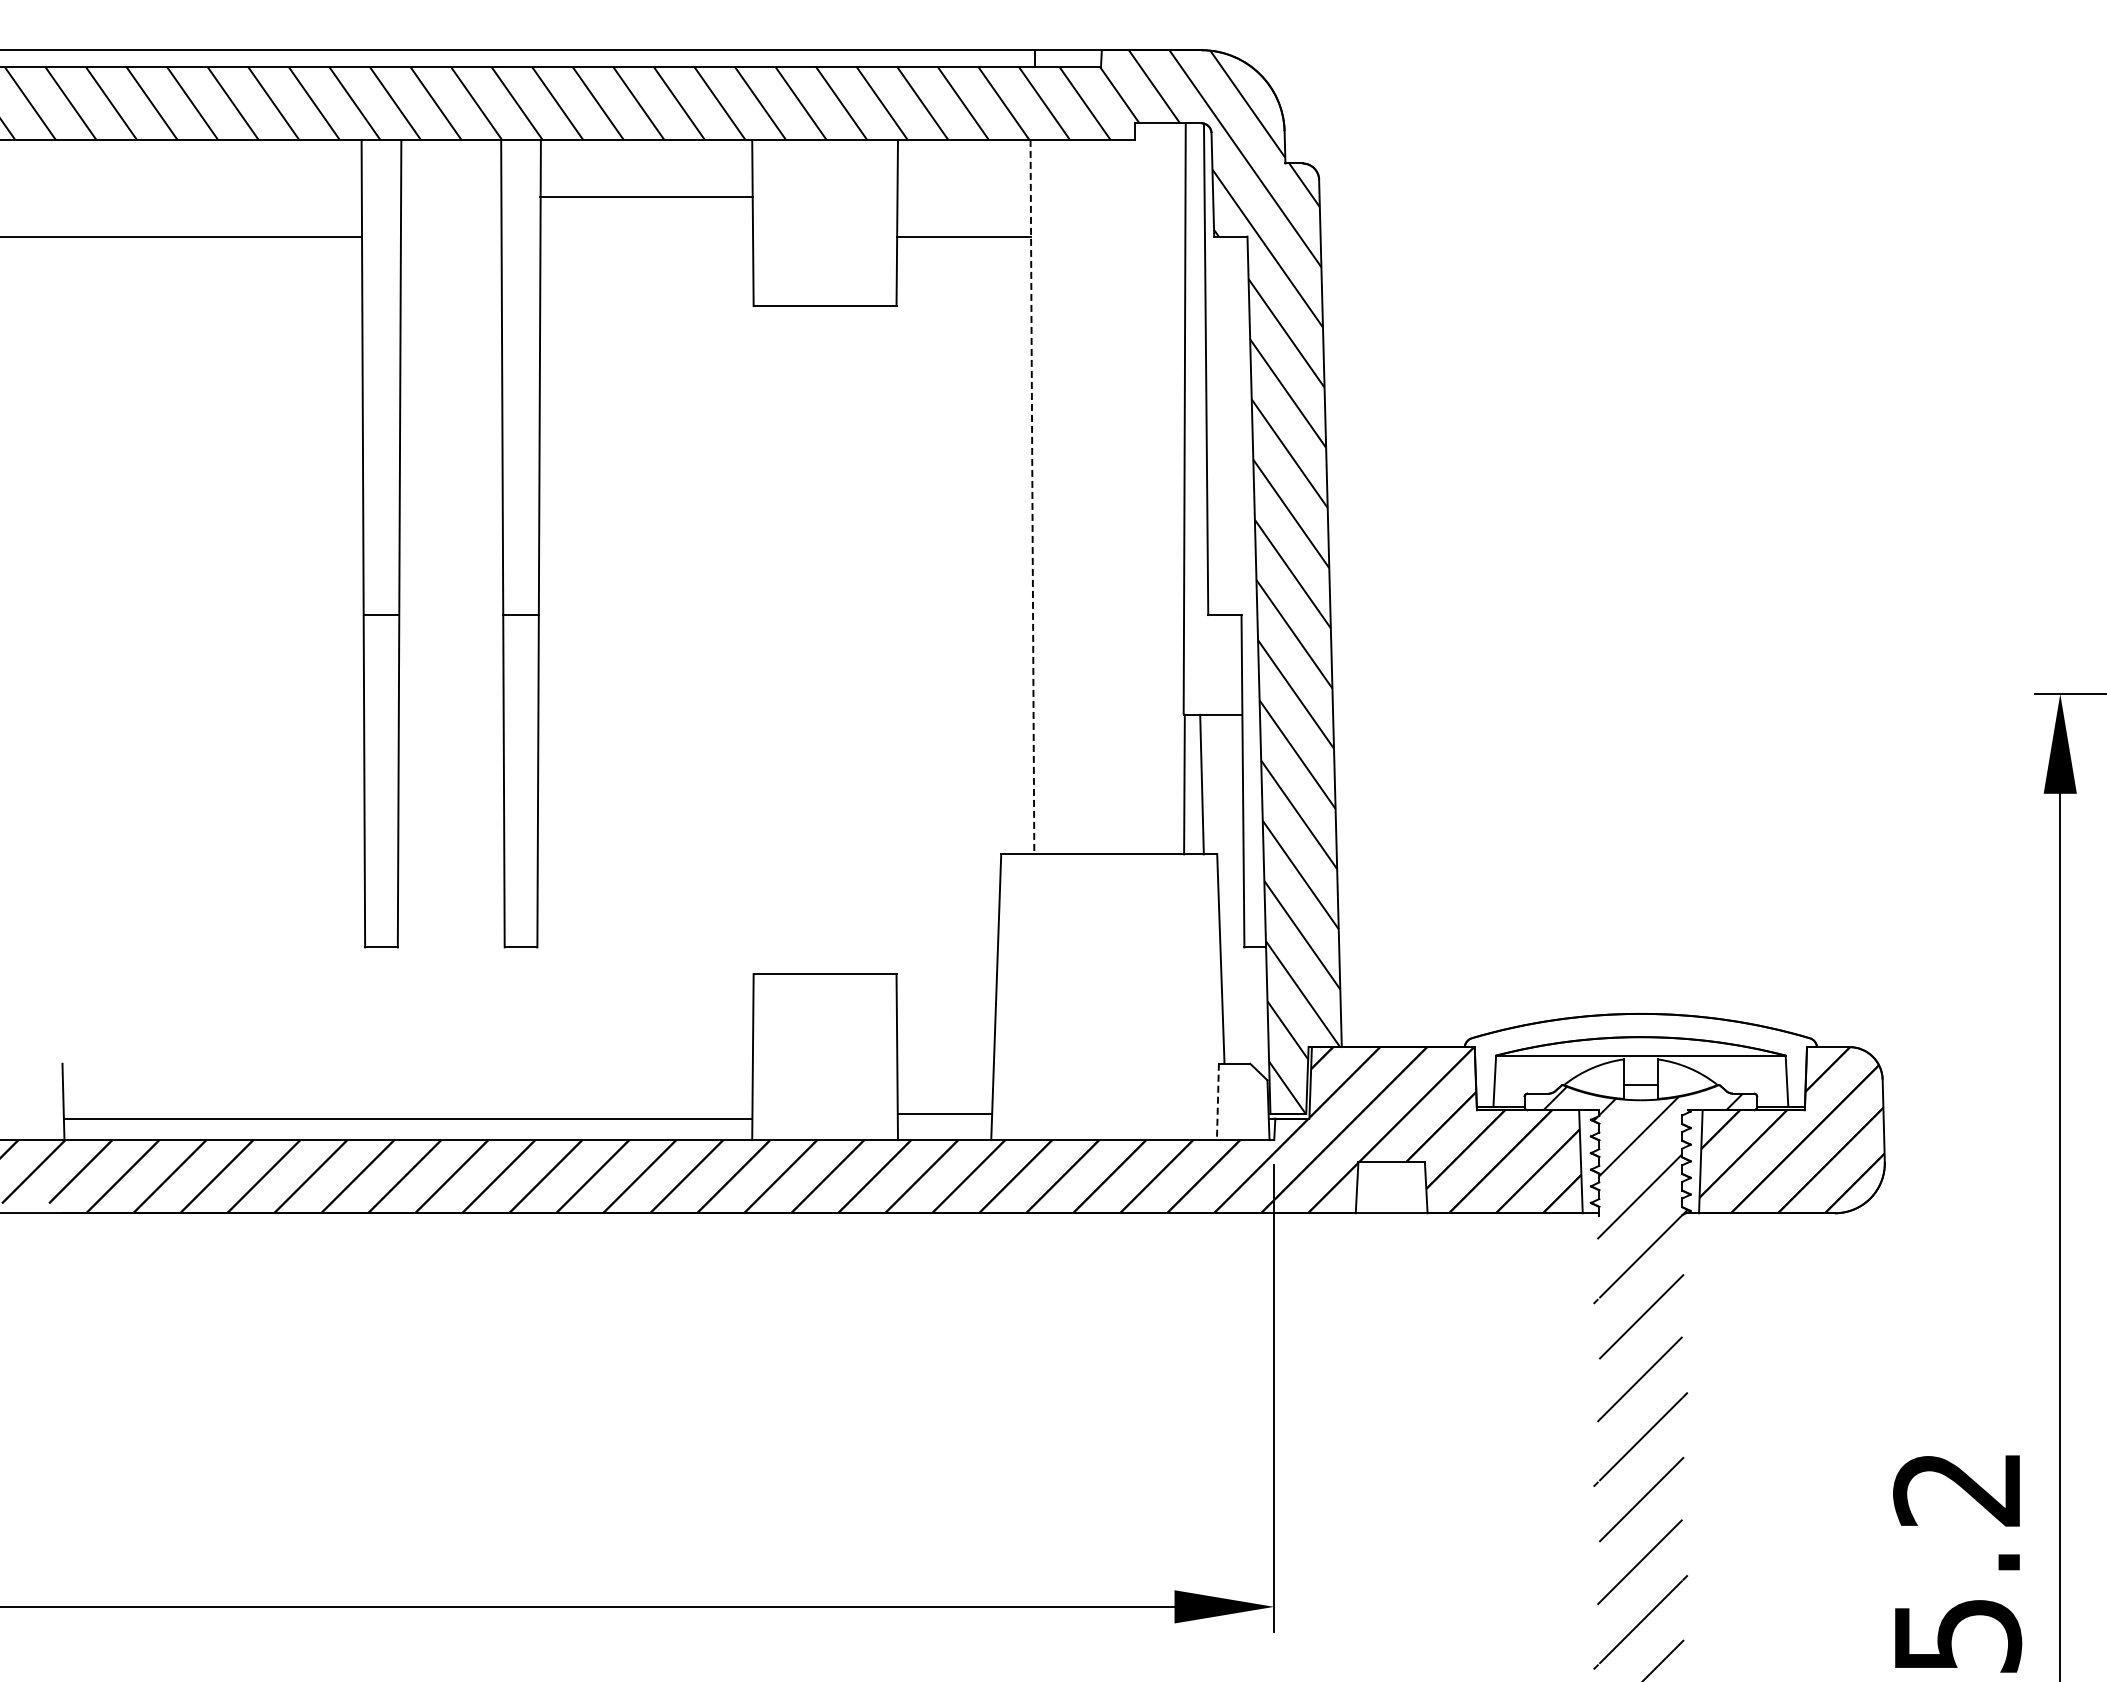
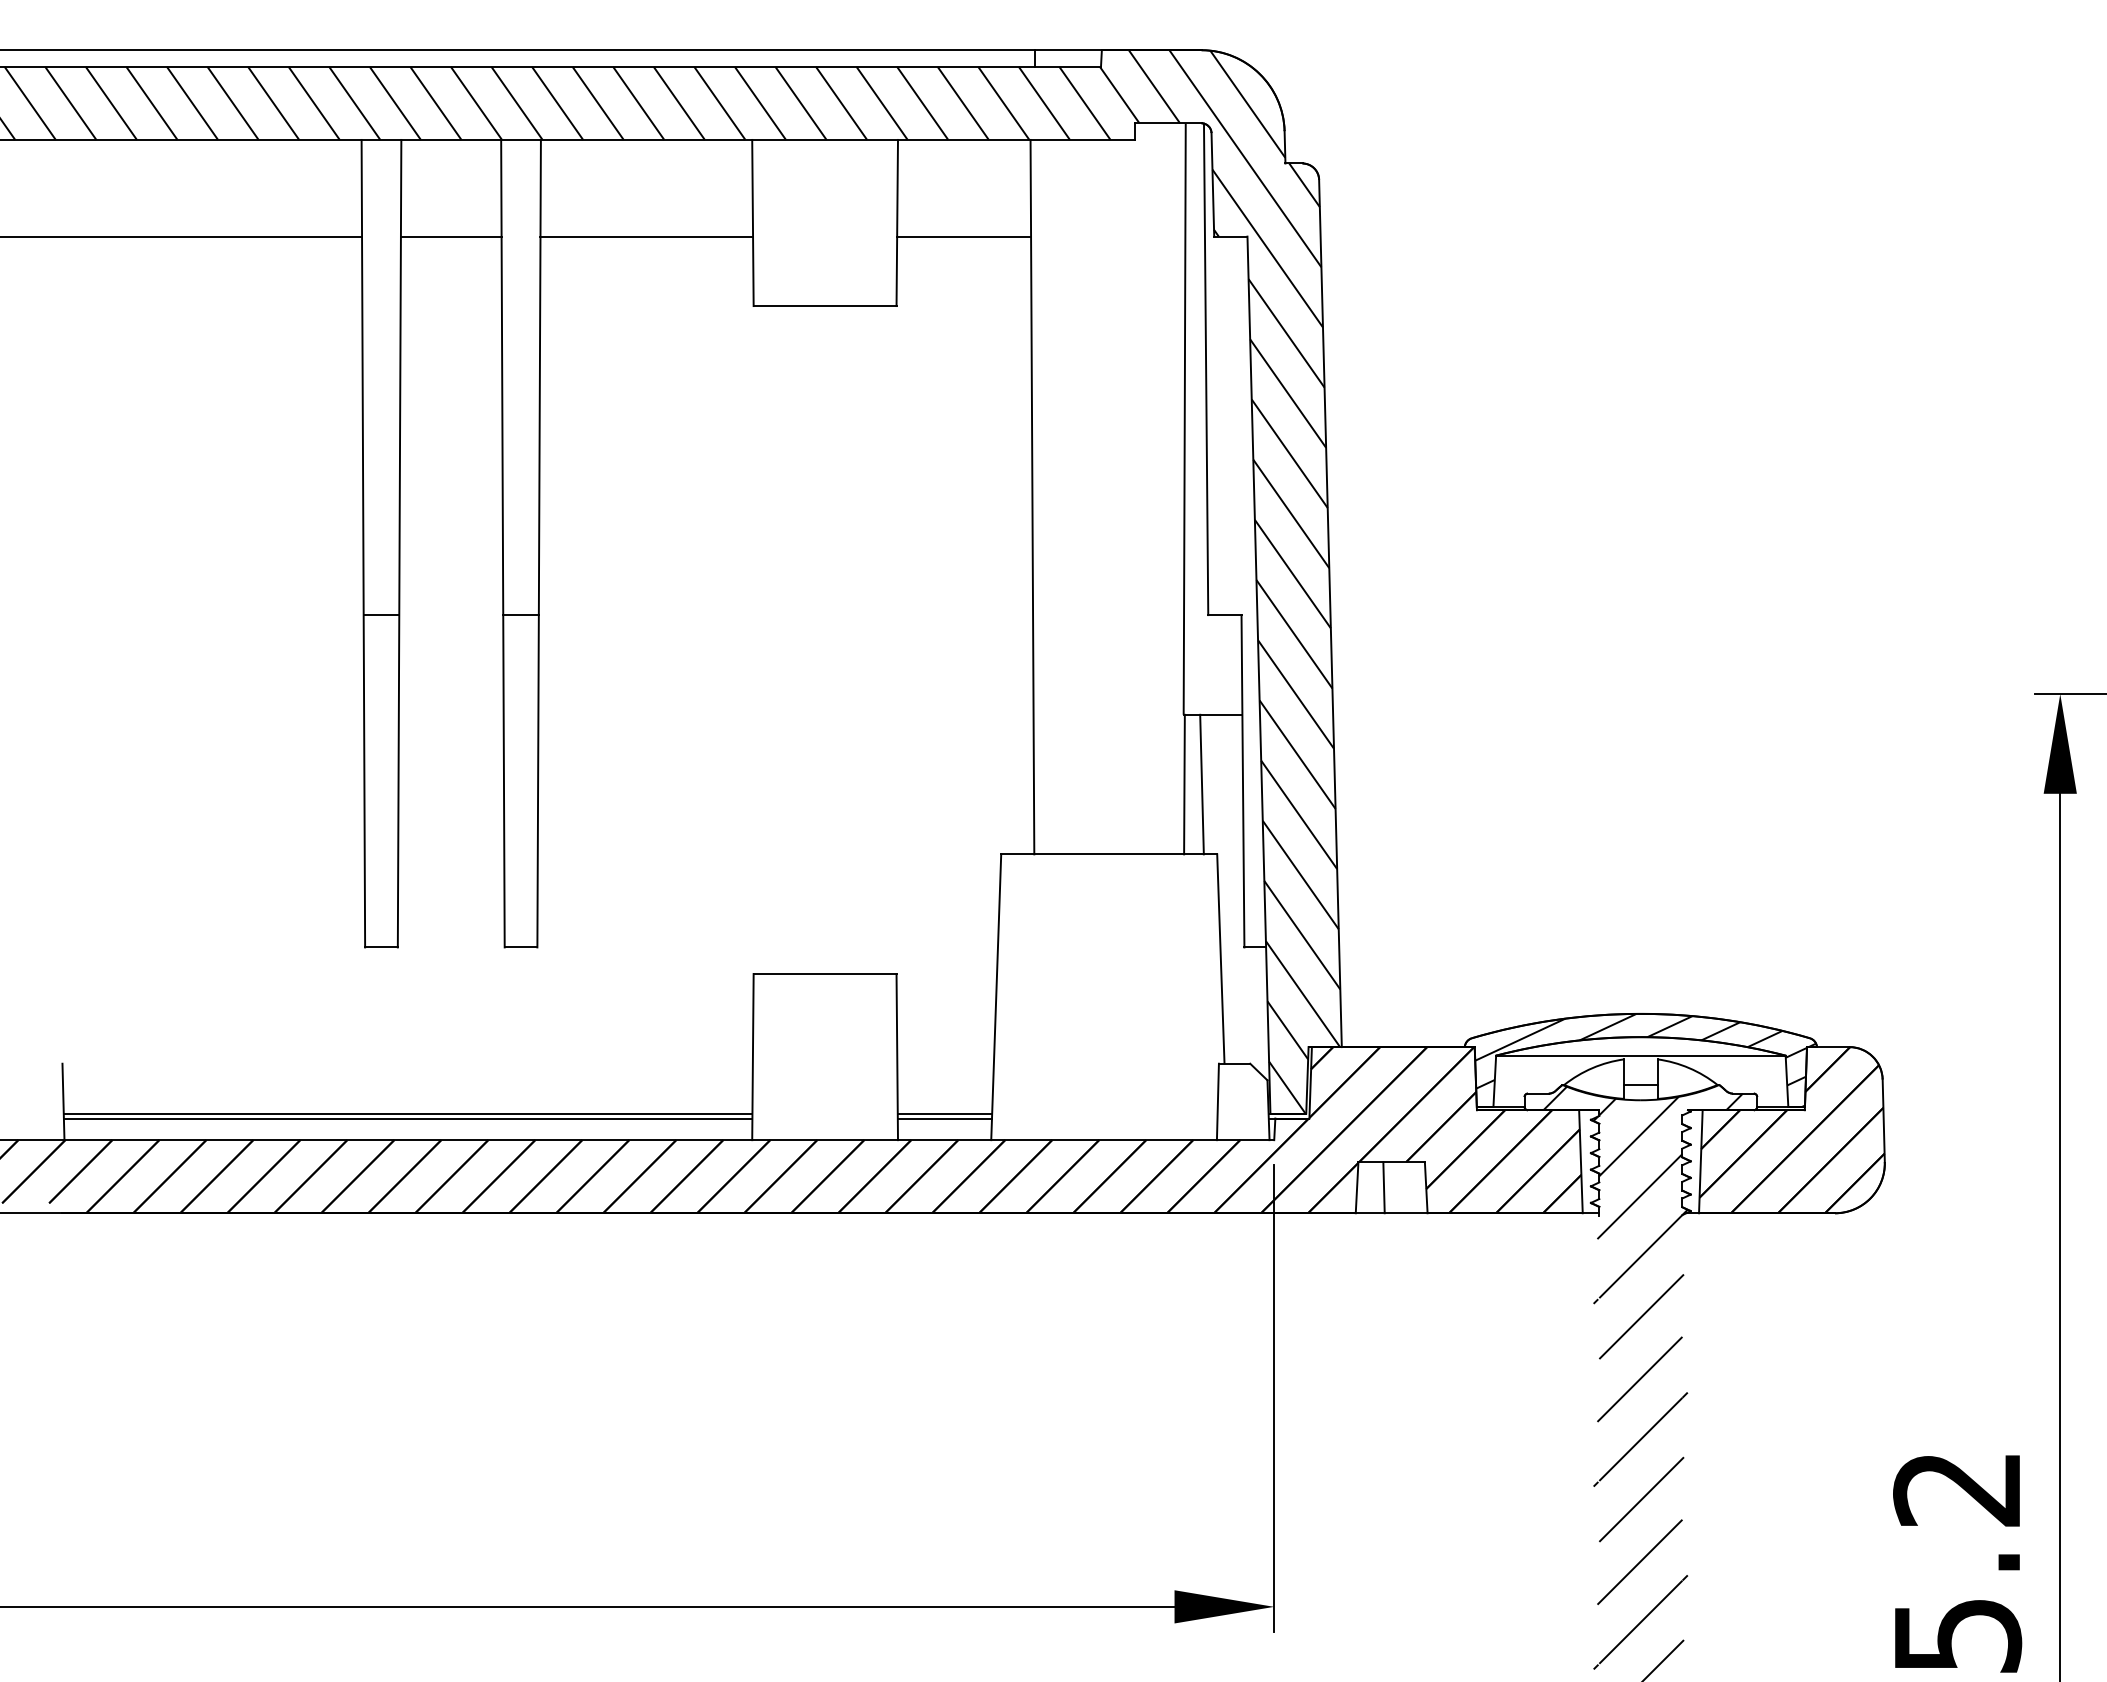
line position: (646, 196) -> (646, 236) (646, 236)
line: none -> present (450, 236)
line: dashed -> solid (1032, 497)
hatch: none -> present (1645, 1059)
line: dashed -> solid (1217, 1102)
line: none -> present (407, 1113)
line: none -> present (944, 1118)
line: none -> present (1383, 1187)
